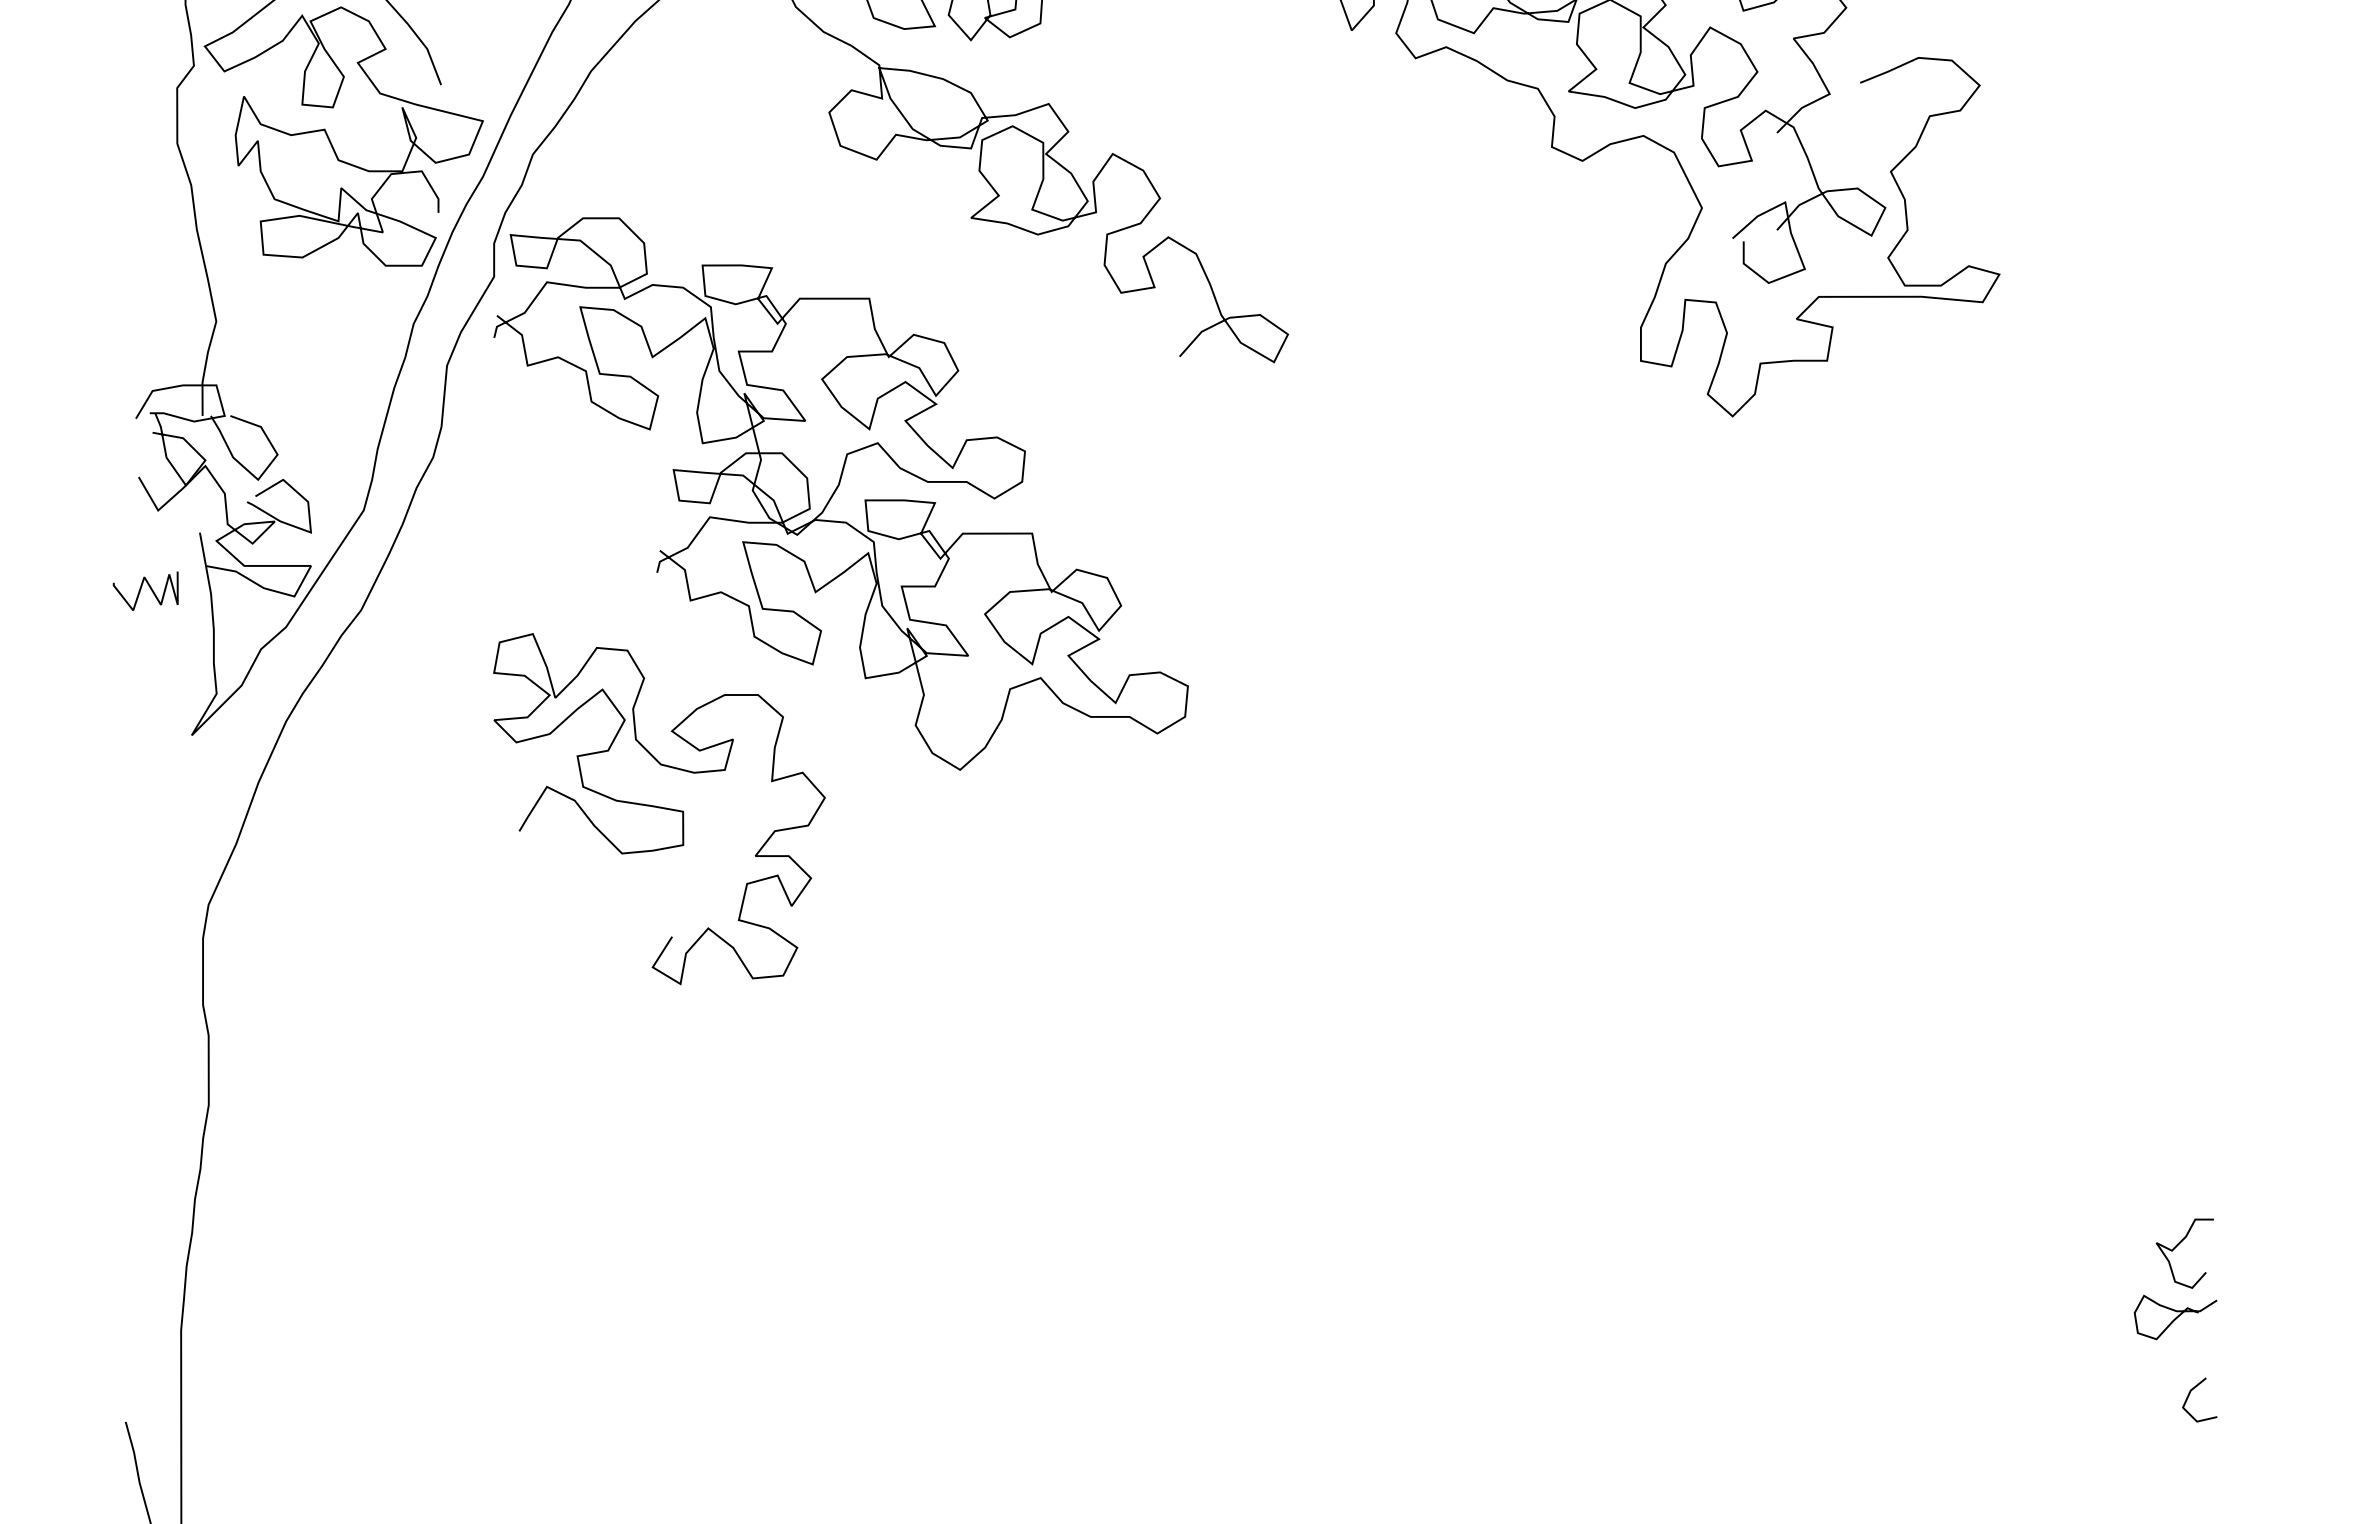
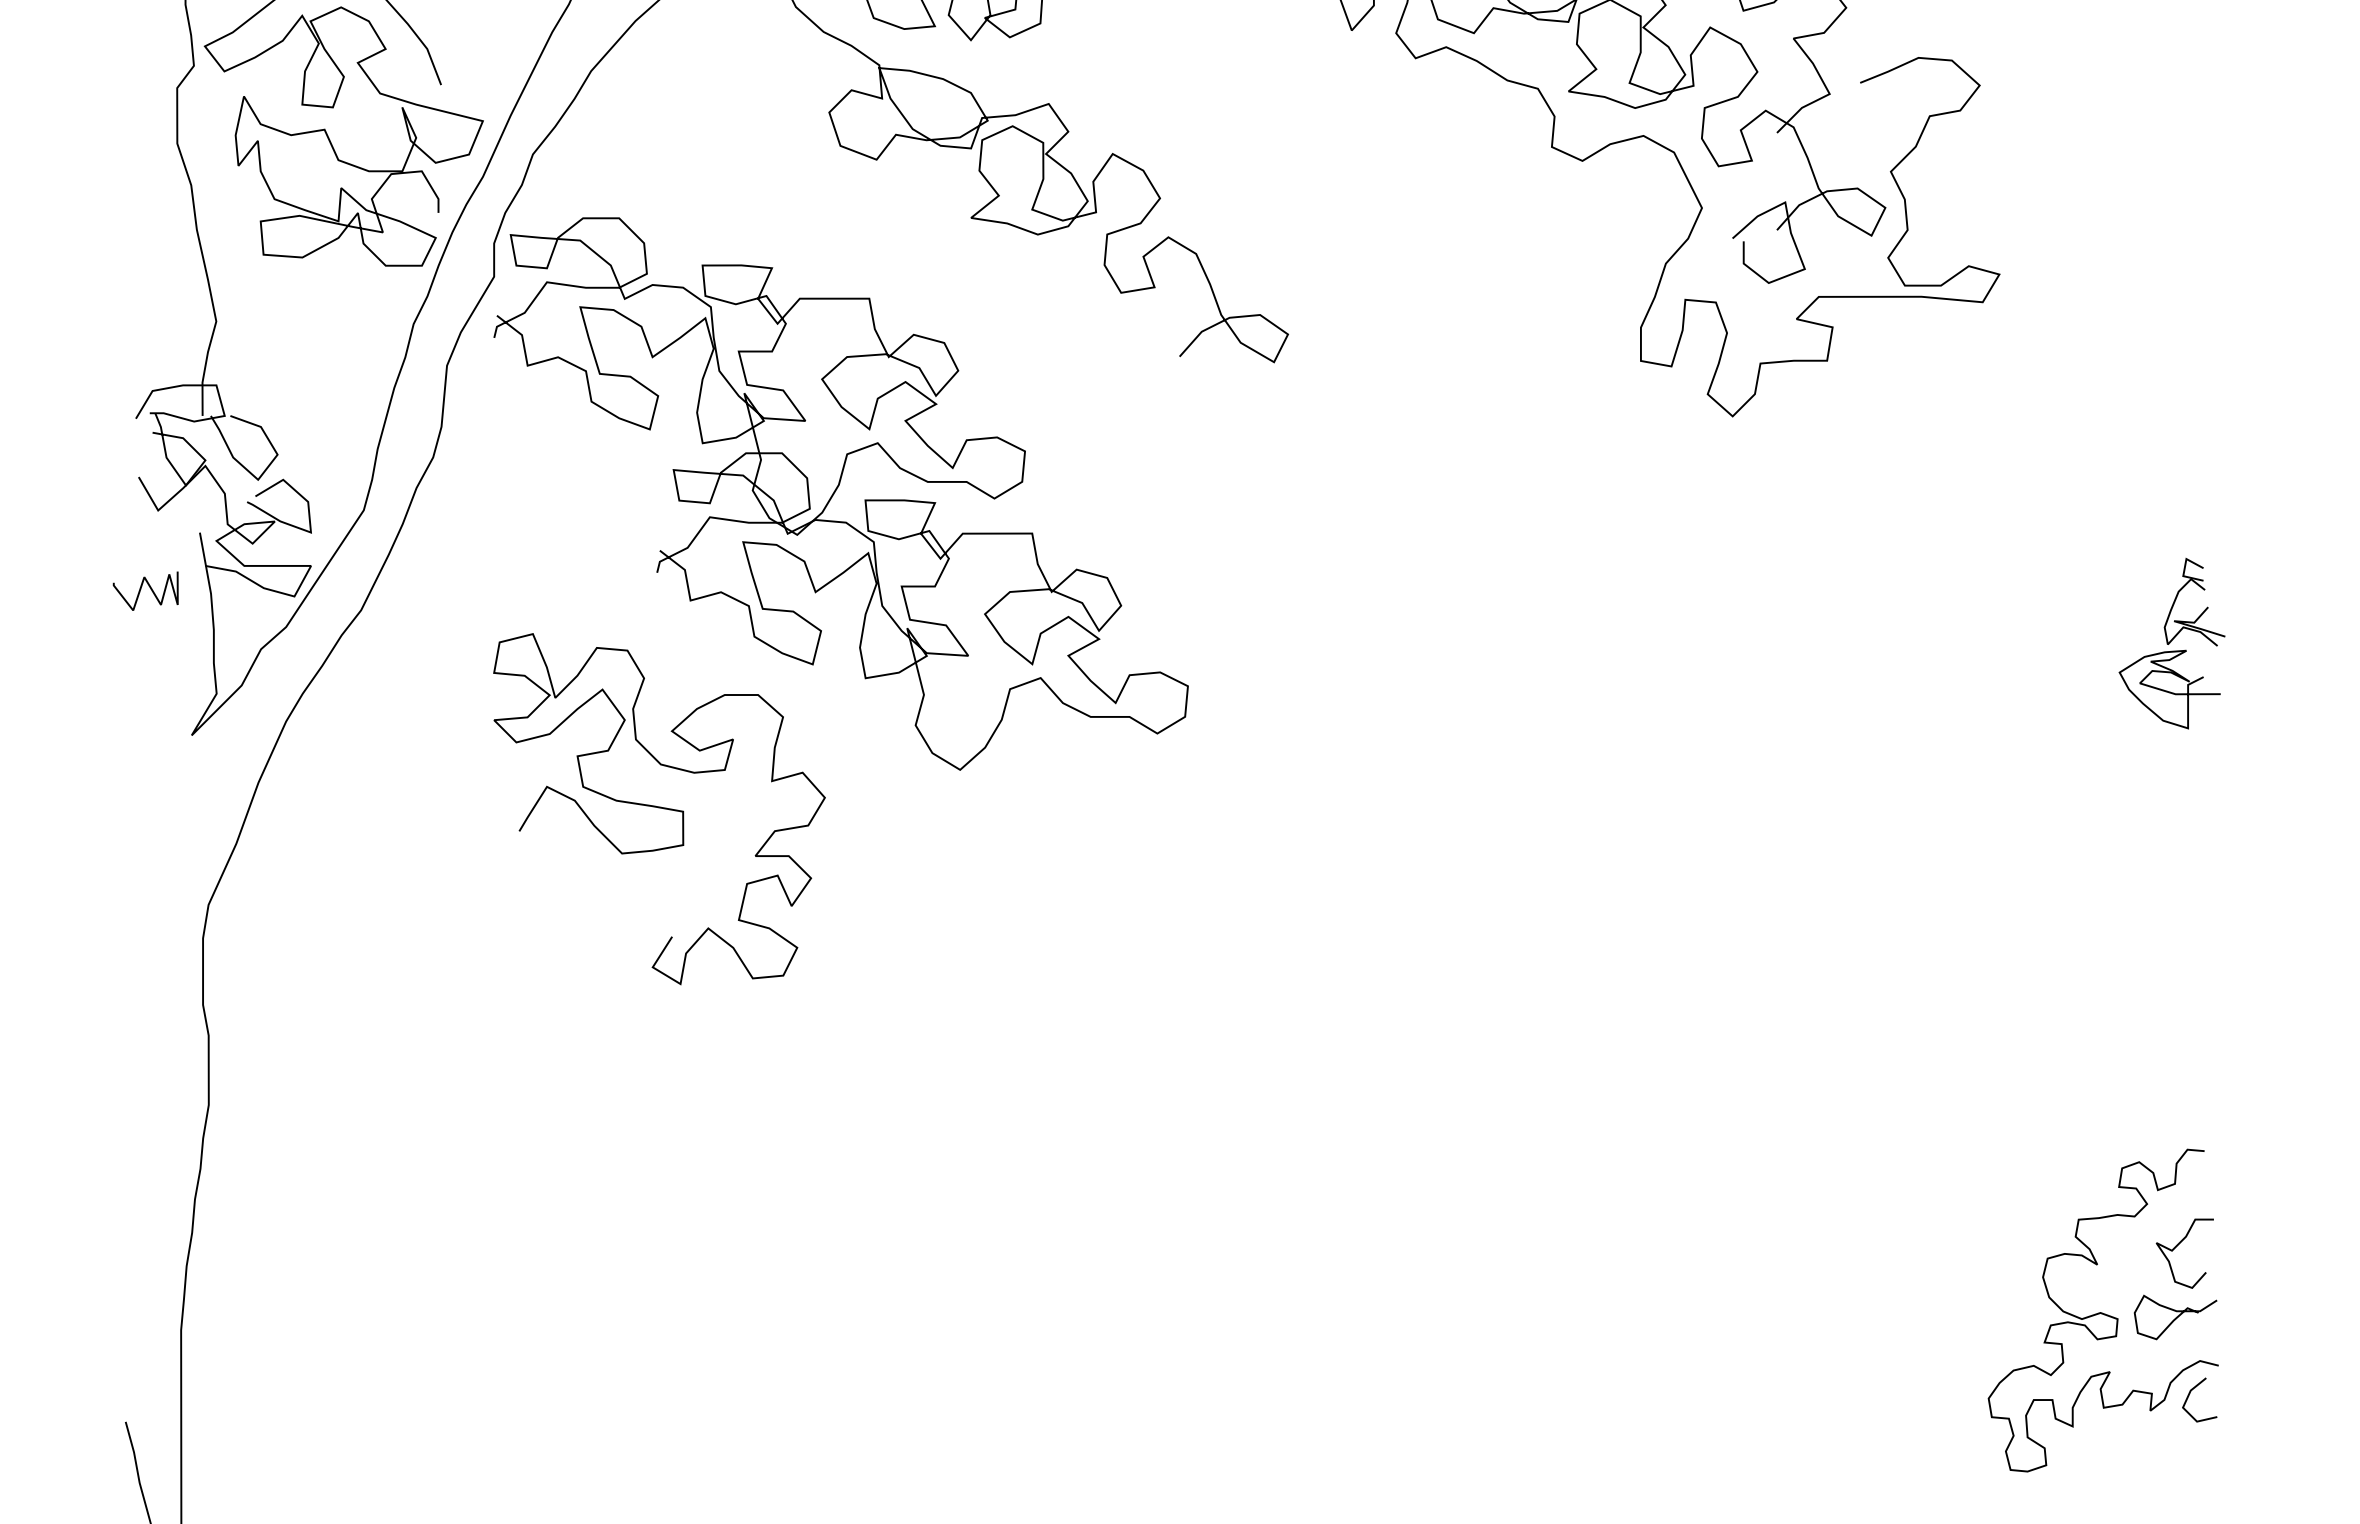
part: none -> present (2171, 643)
curve: none -> present (2102, 1312)
